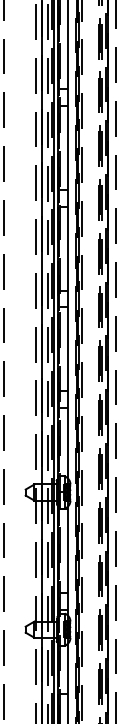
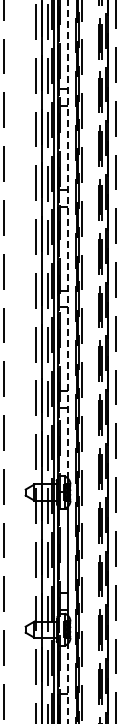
line: solid -> dashed (68, 239)
line: solid -> dashed (68, 683)
